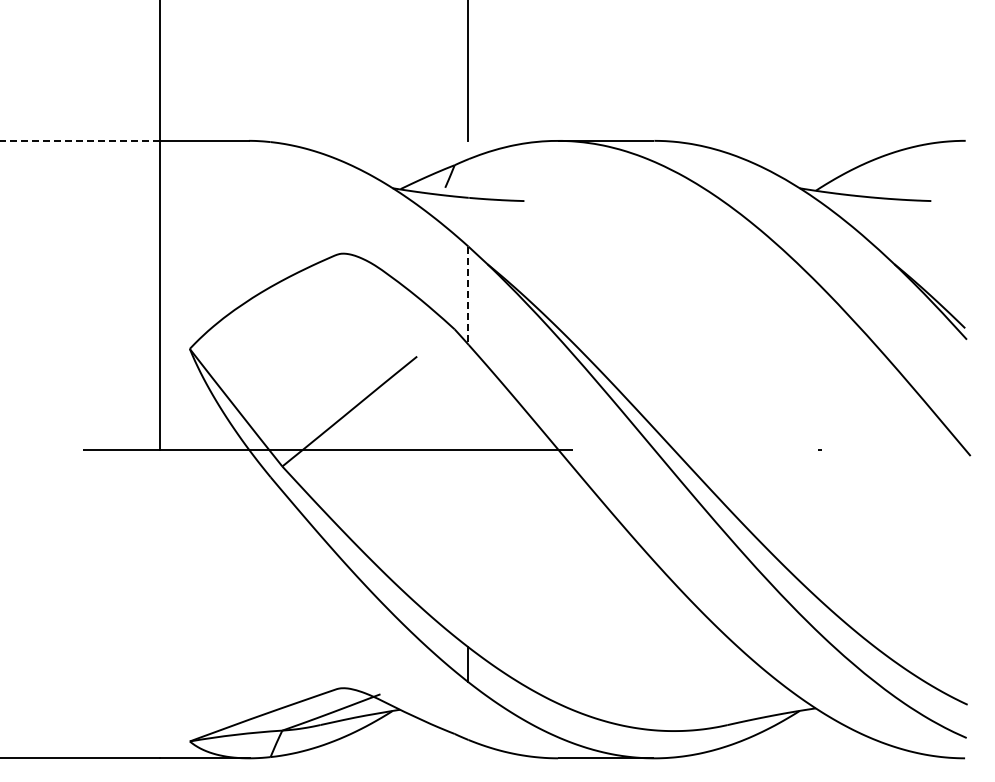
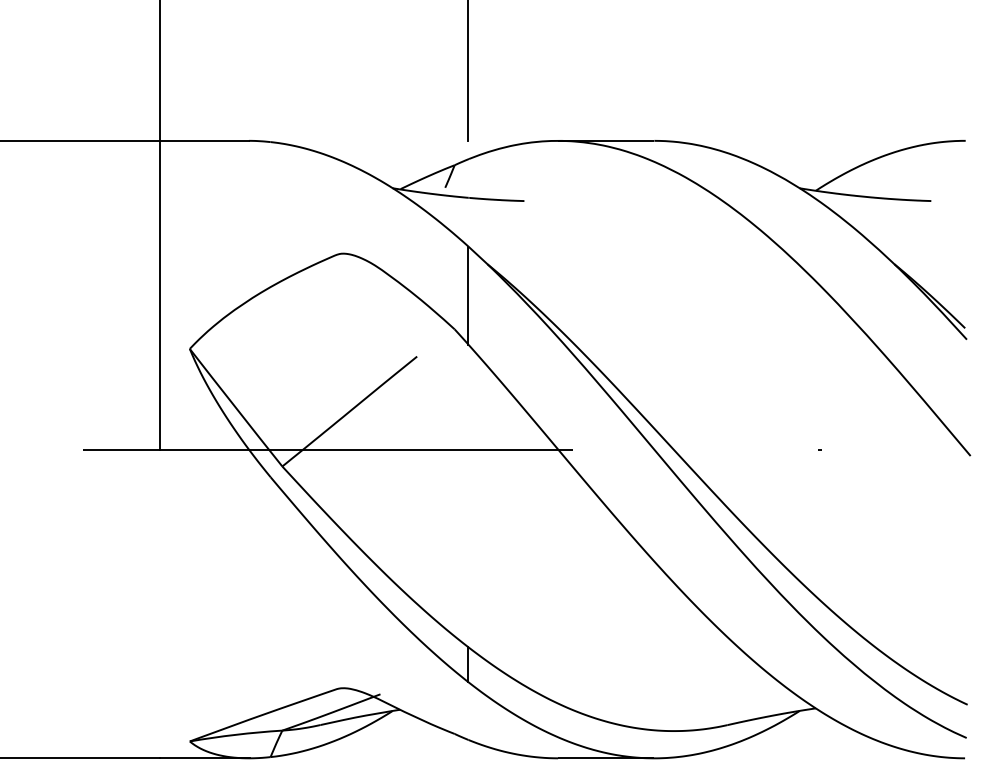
line: dashed -> solid (79, 140)
line: dashed -> solid (468, 296)
